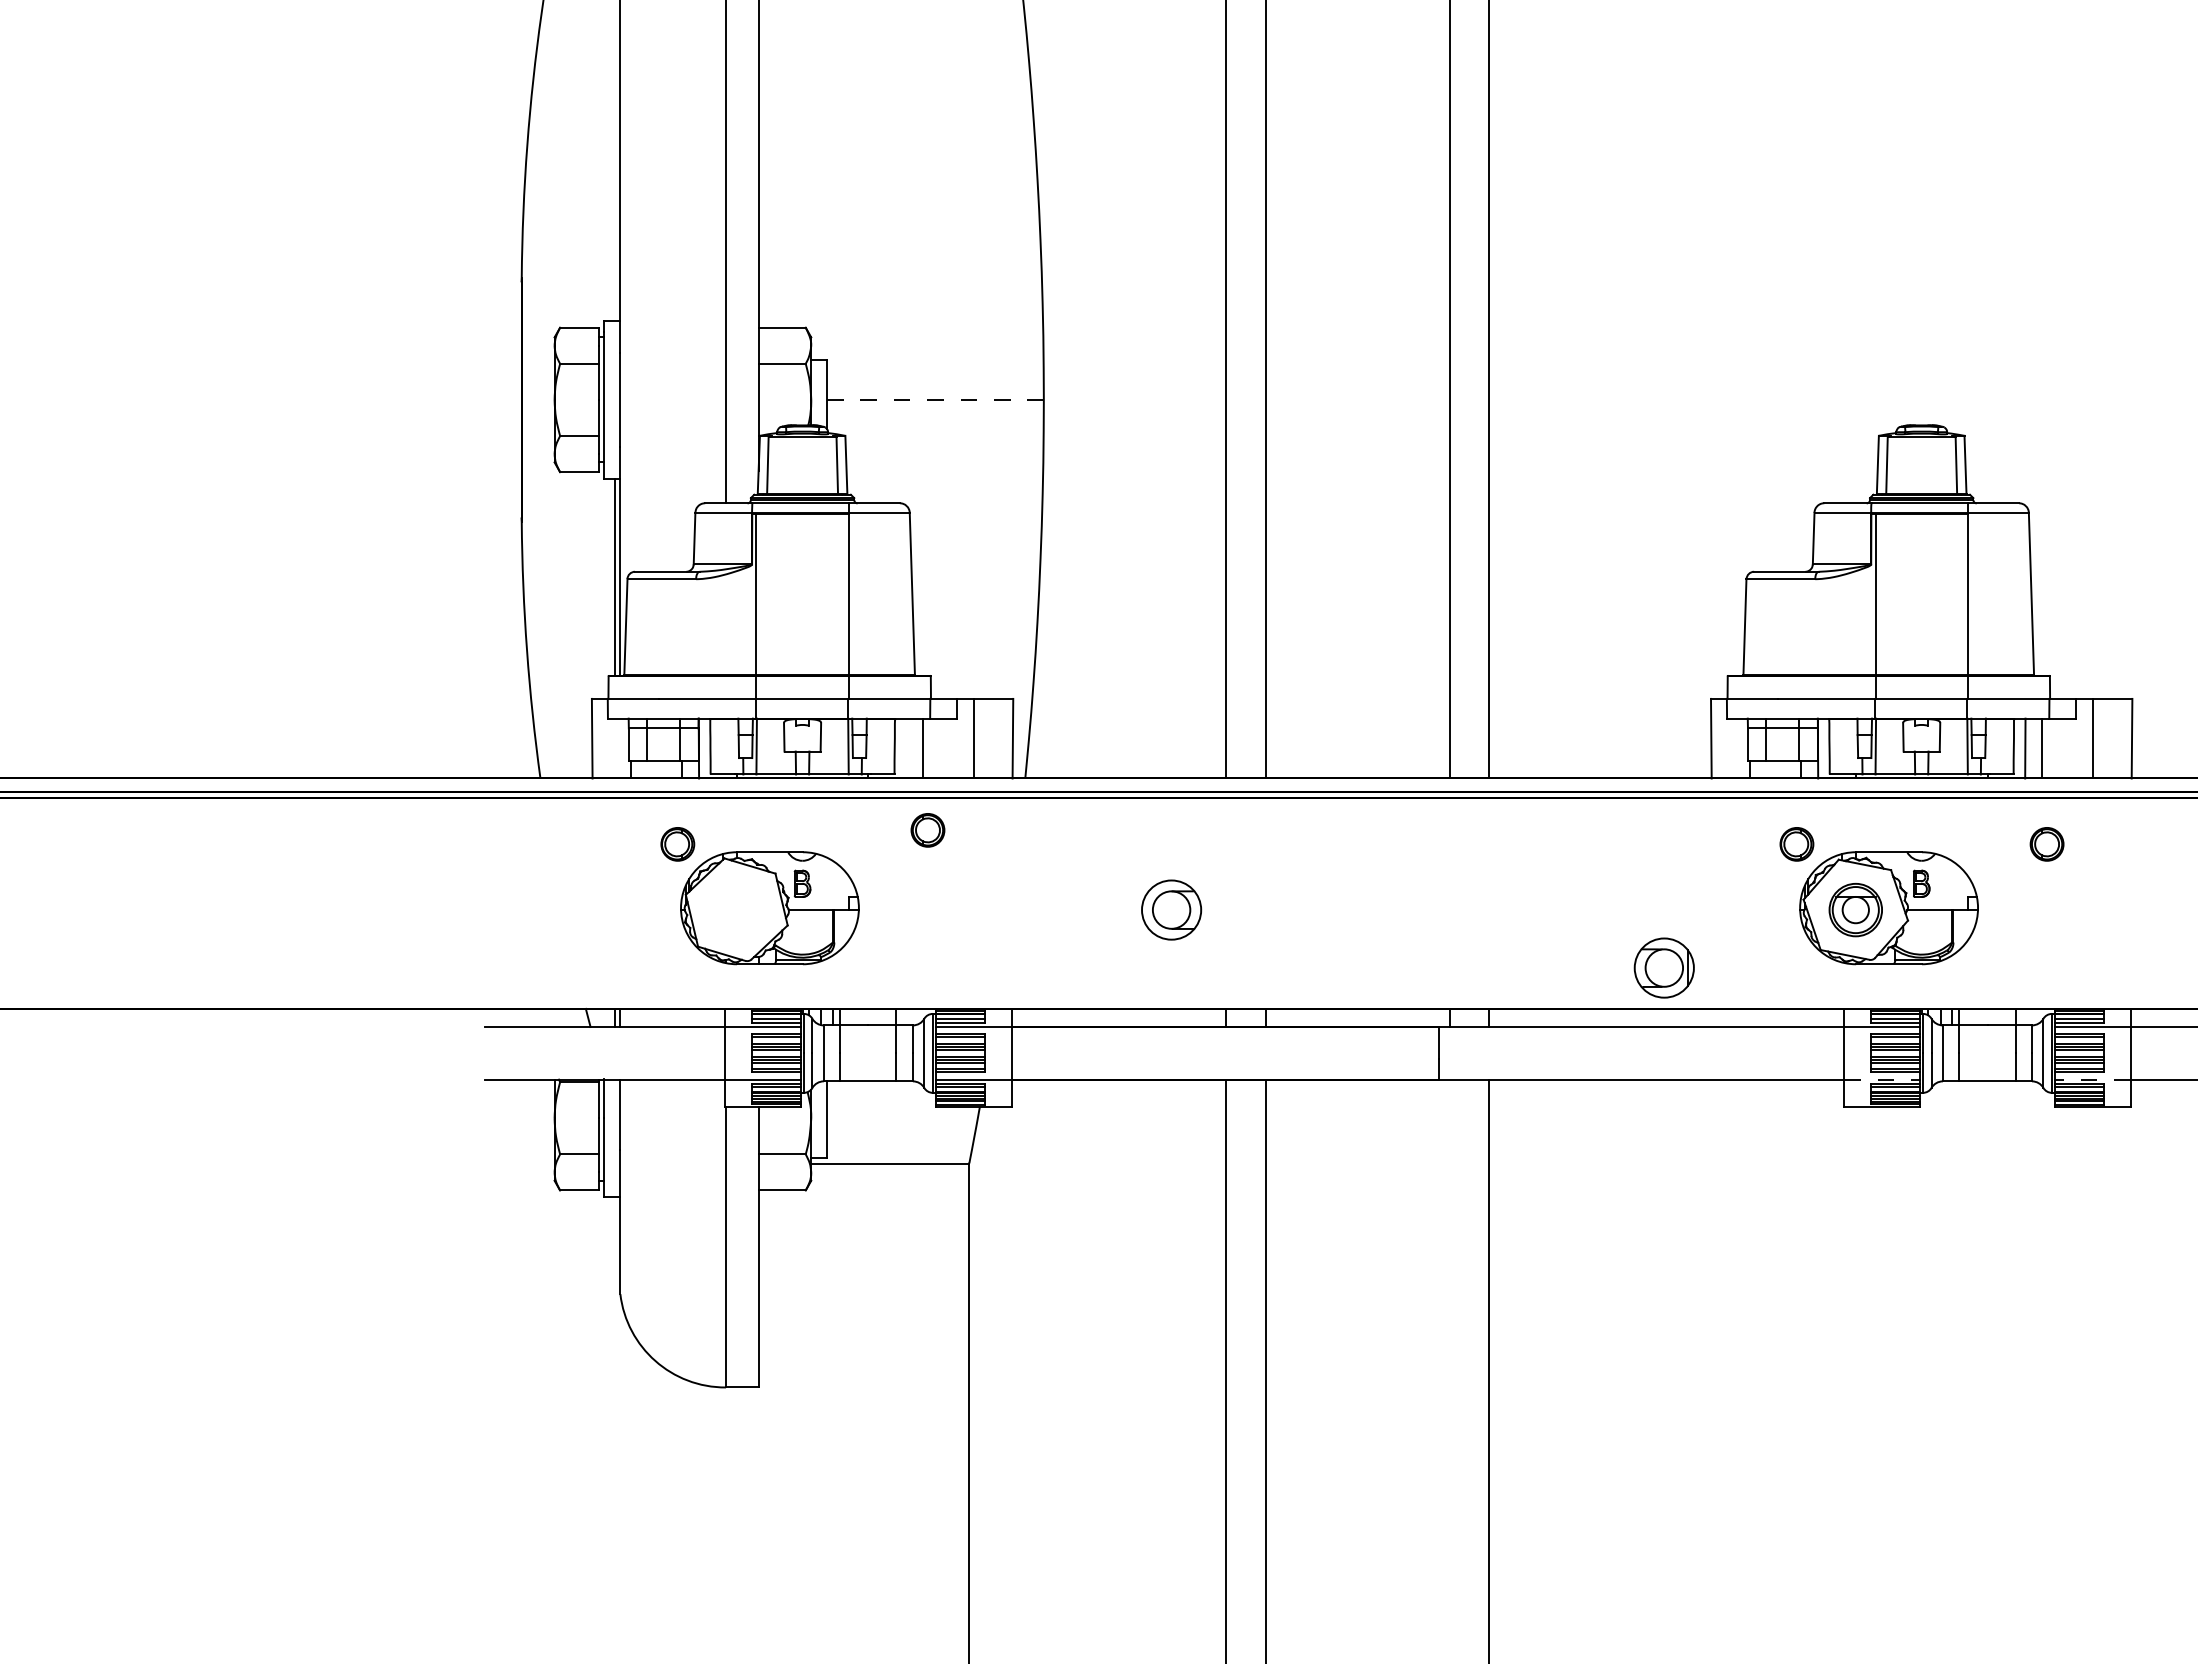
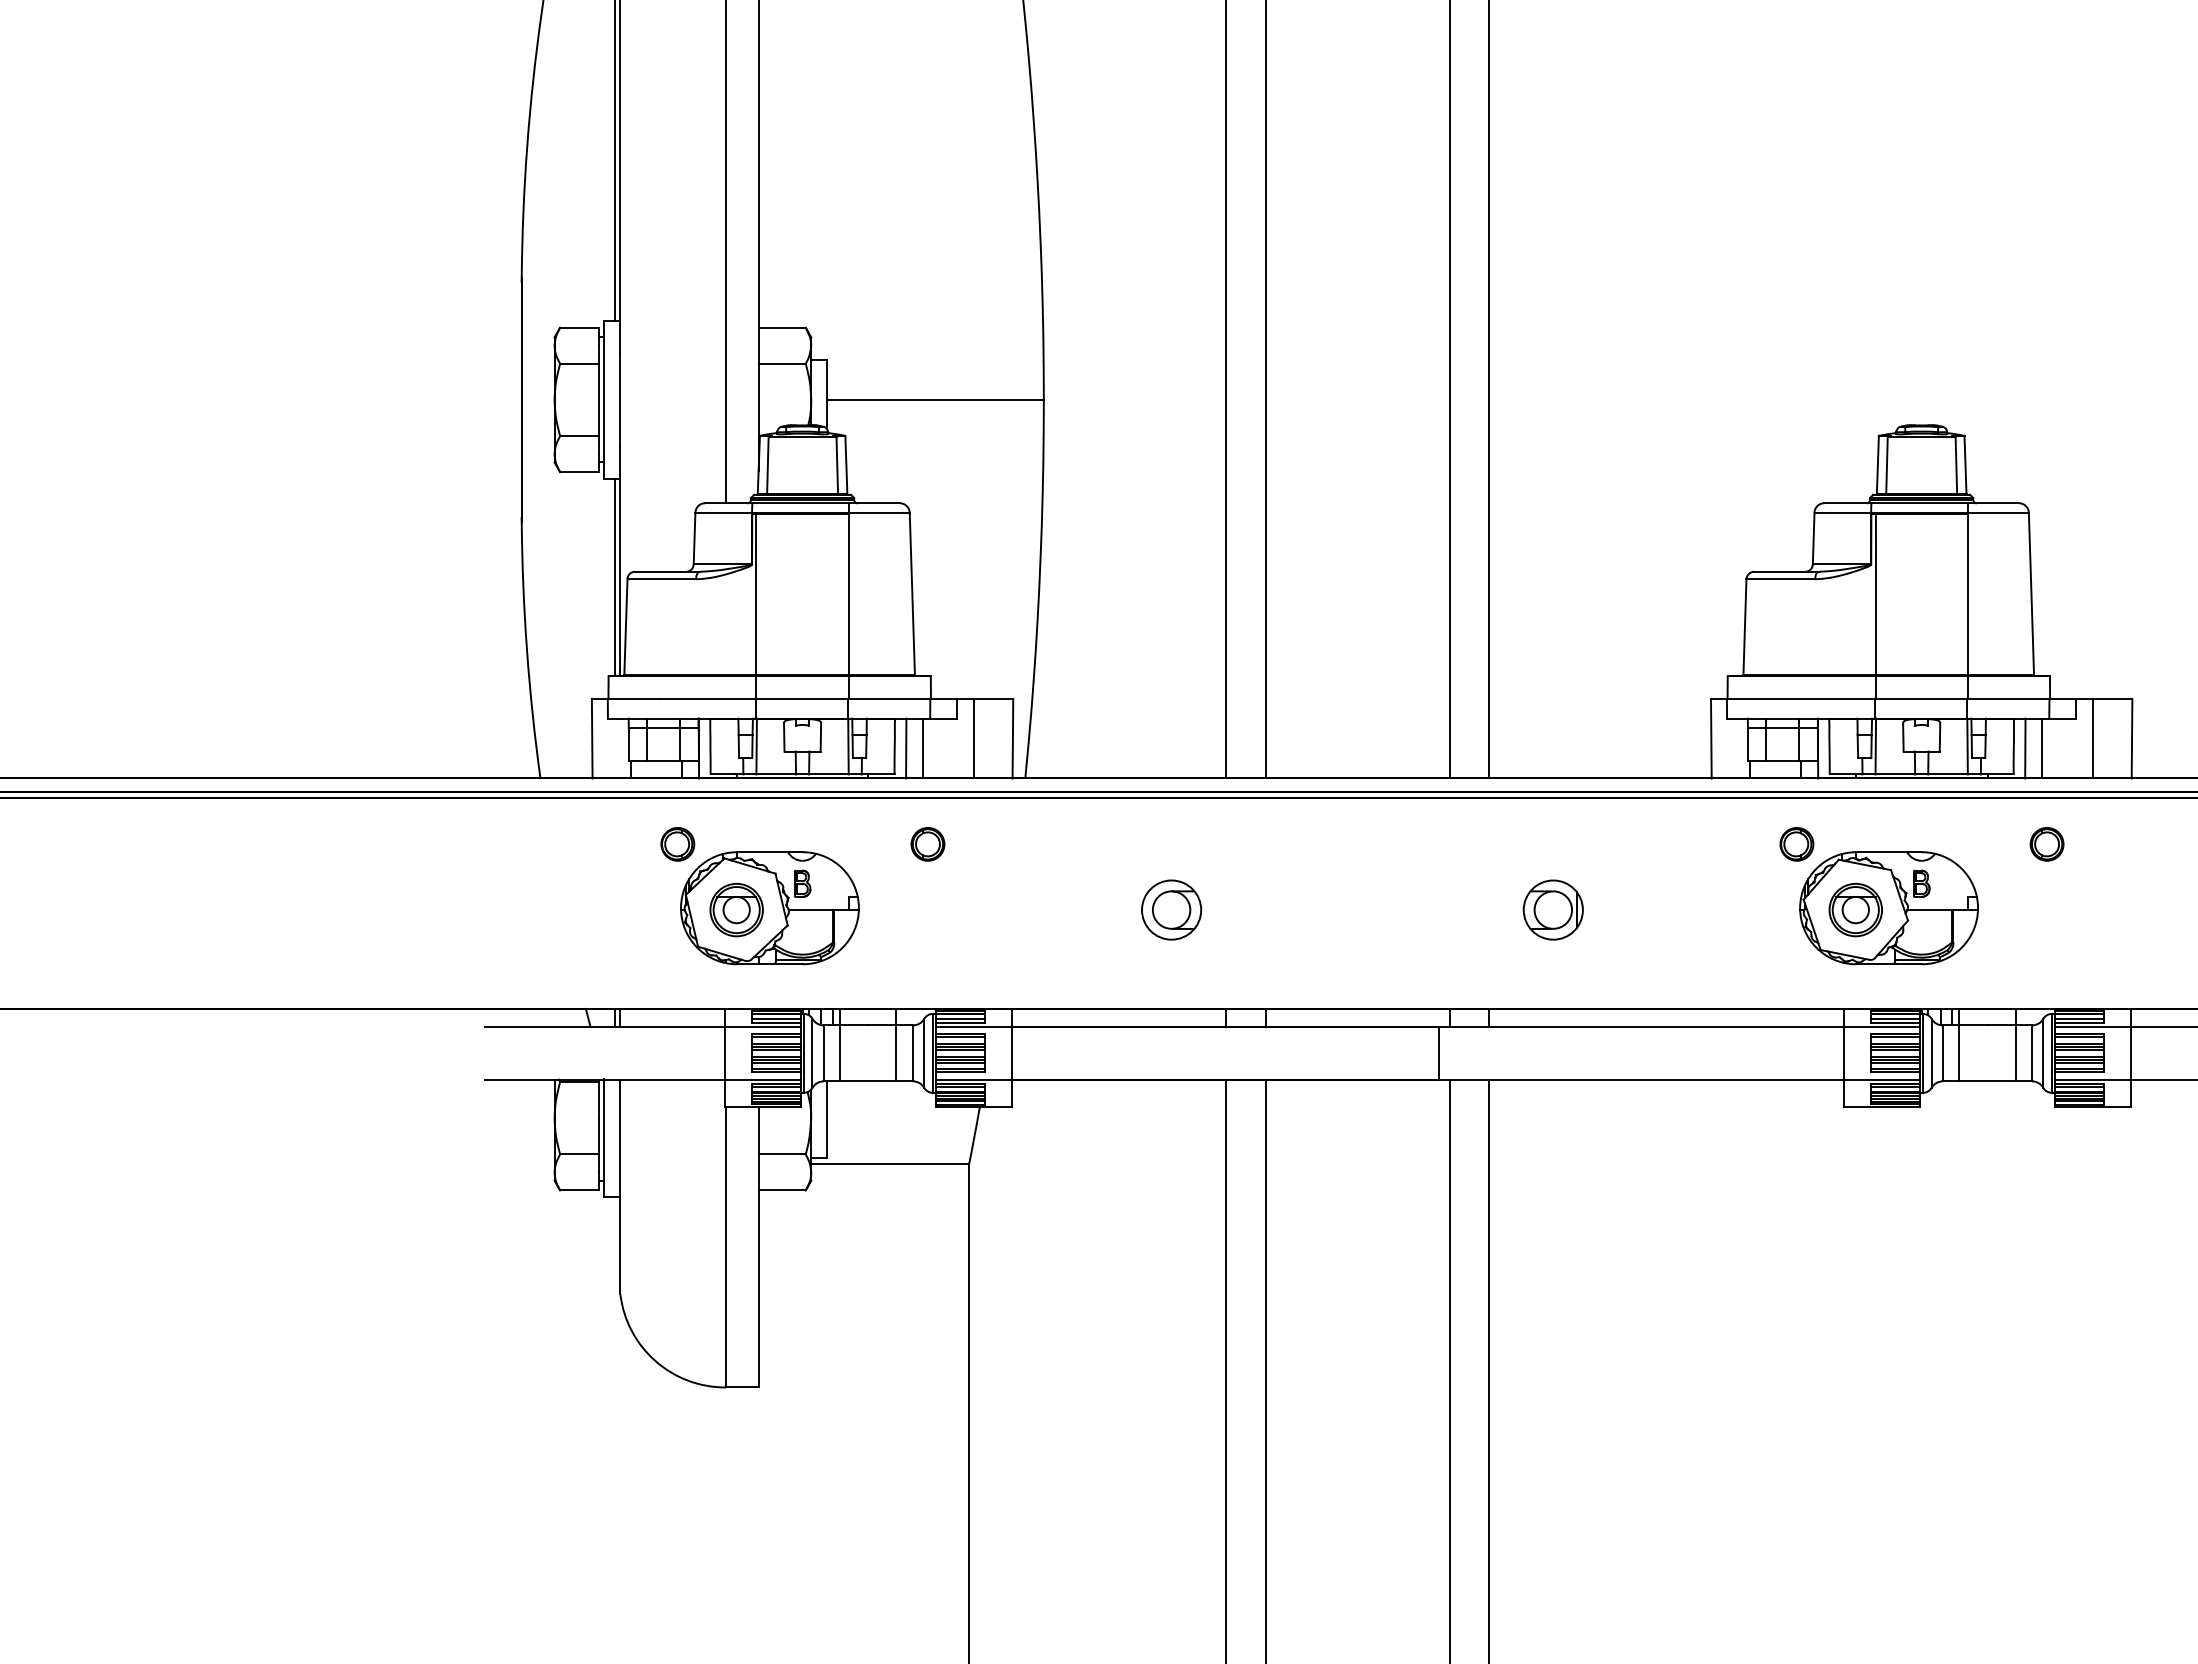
line: none -> present (615, 161)
line: dashed -> solid (935, 399)
line: none -> present (906, 748)
part position: (927, 830) -> (927, 844) (927, 844)
part: none -> present (736, 910)
part position: (1663, 967) -> (1552, 909) (1552, 909)
line: dashed -> solid (1882, 1079)
line: dashed -> solid (2092, 1079)
line: none -> present (1450, 1369)
